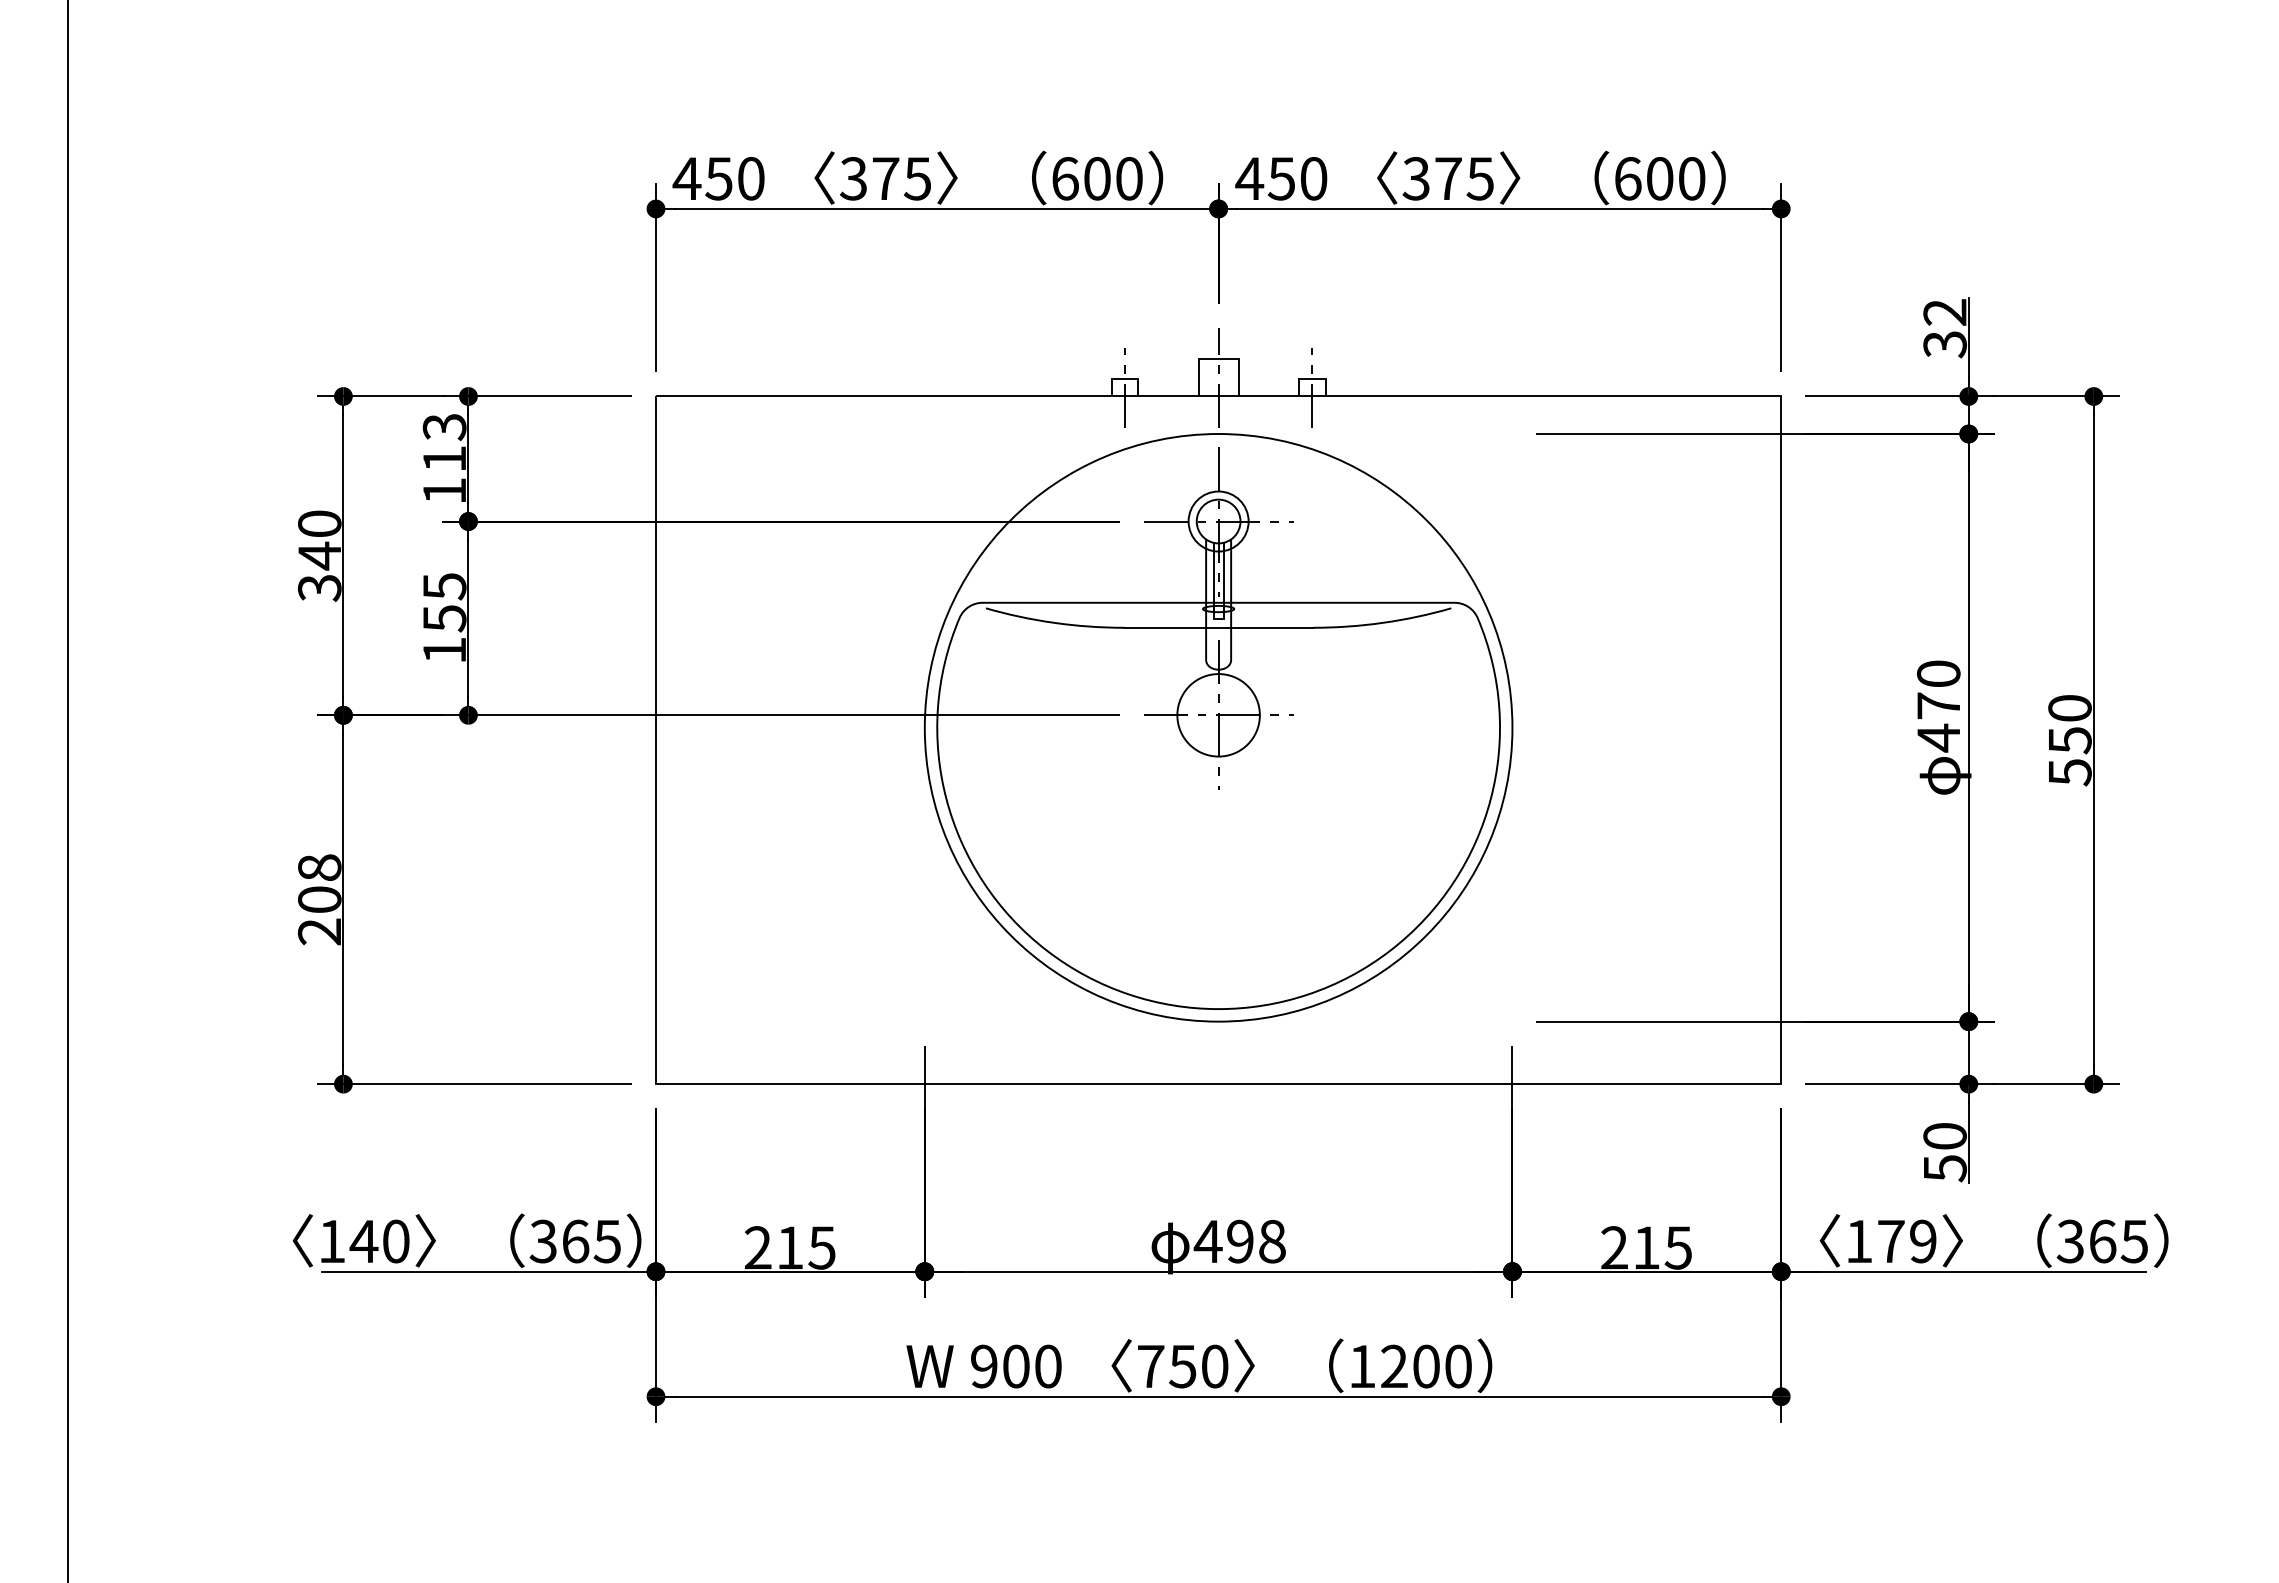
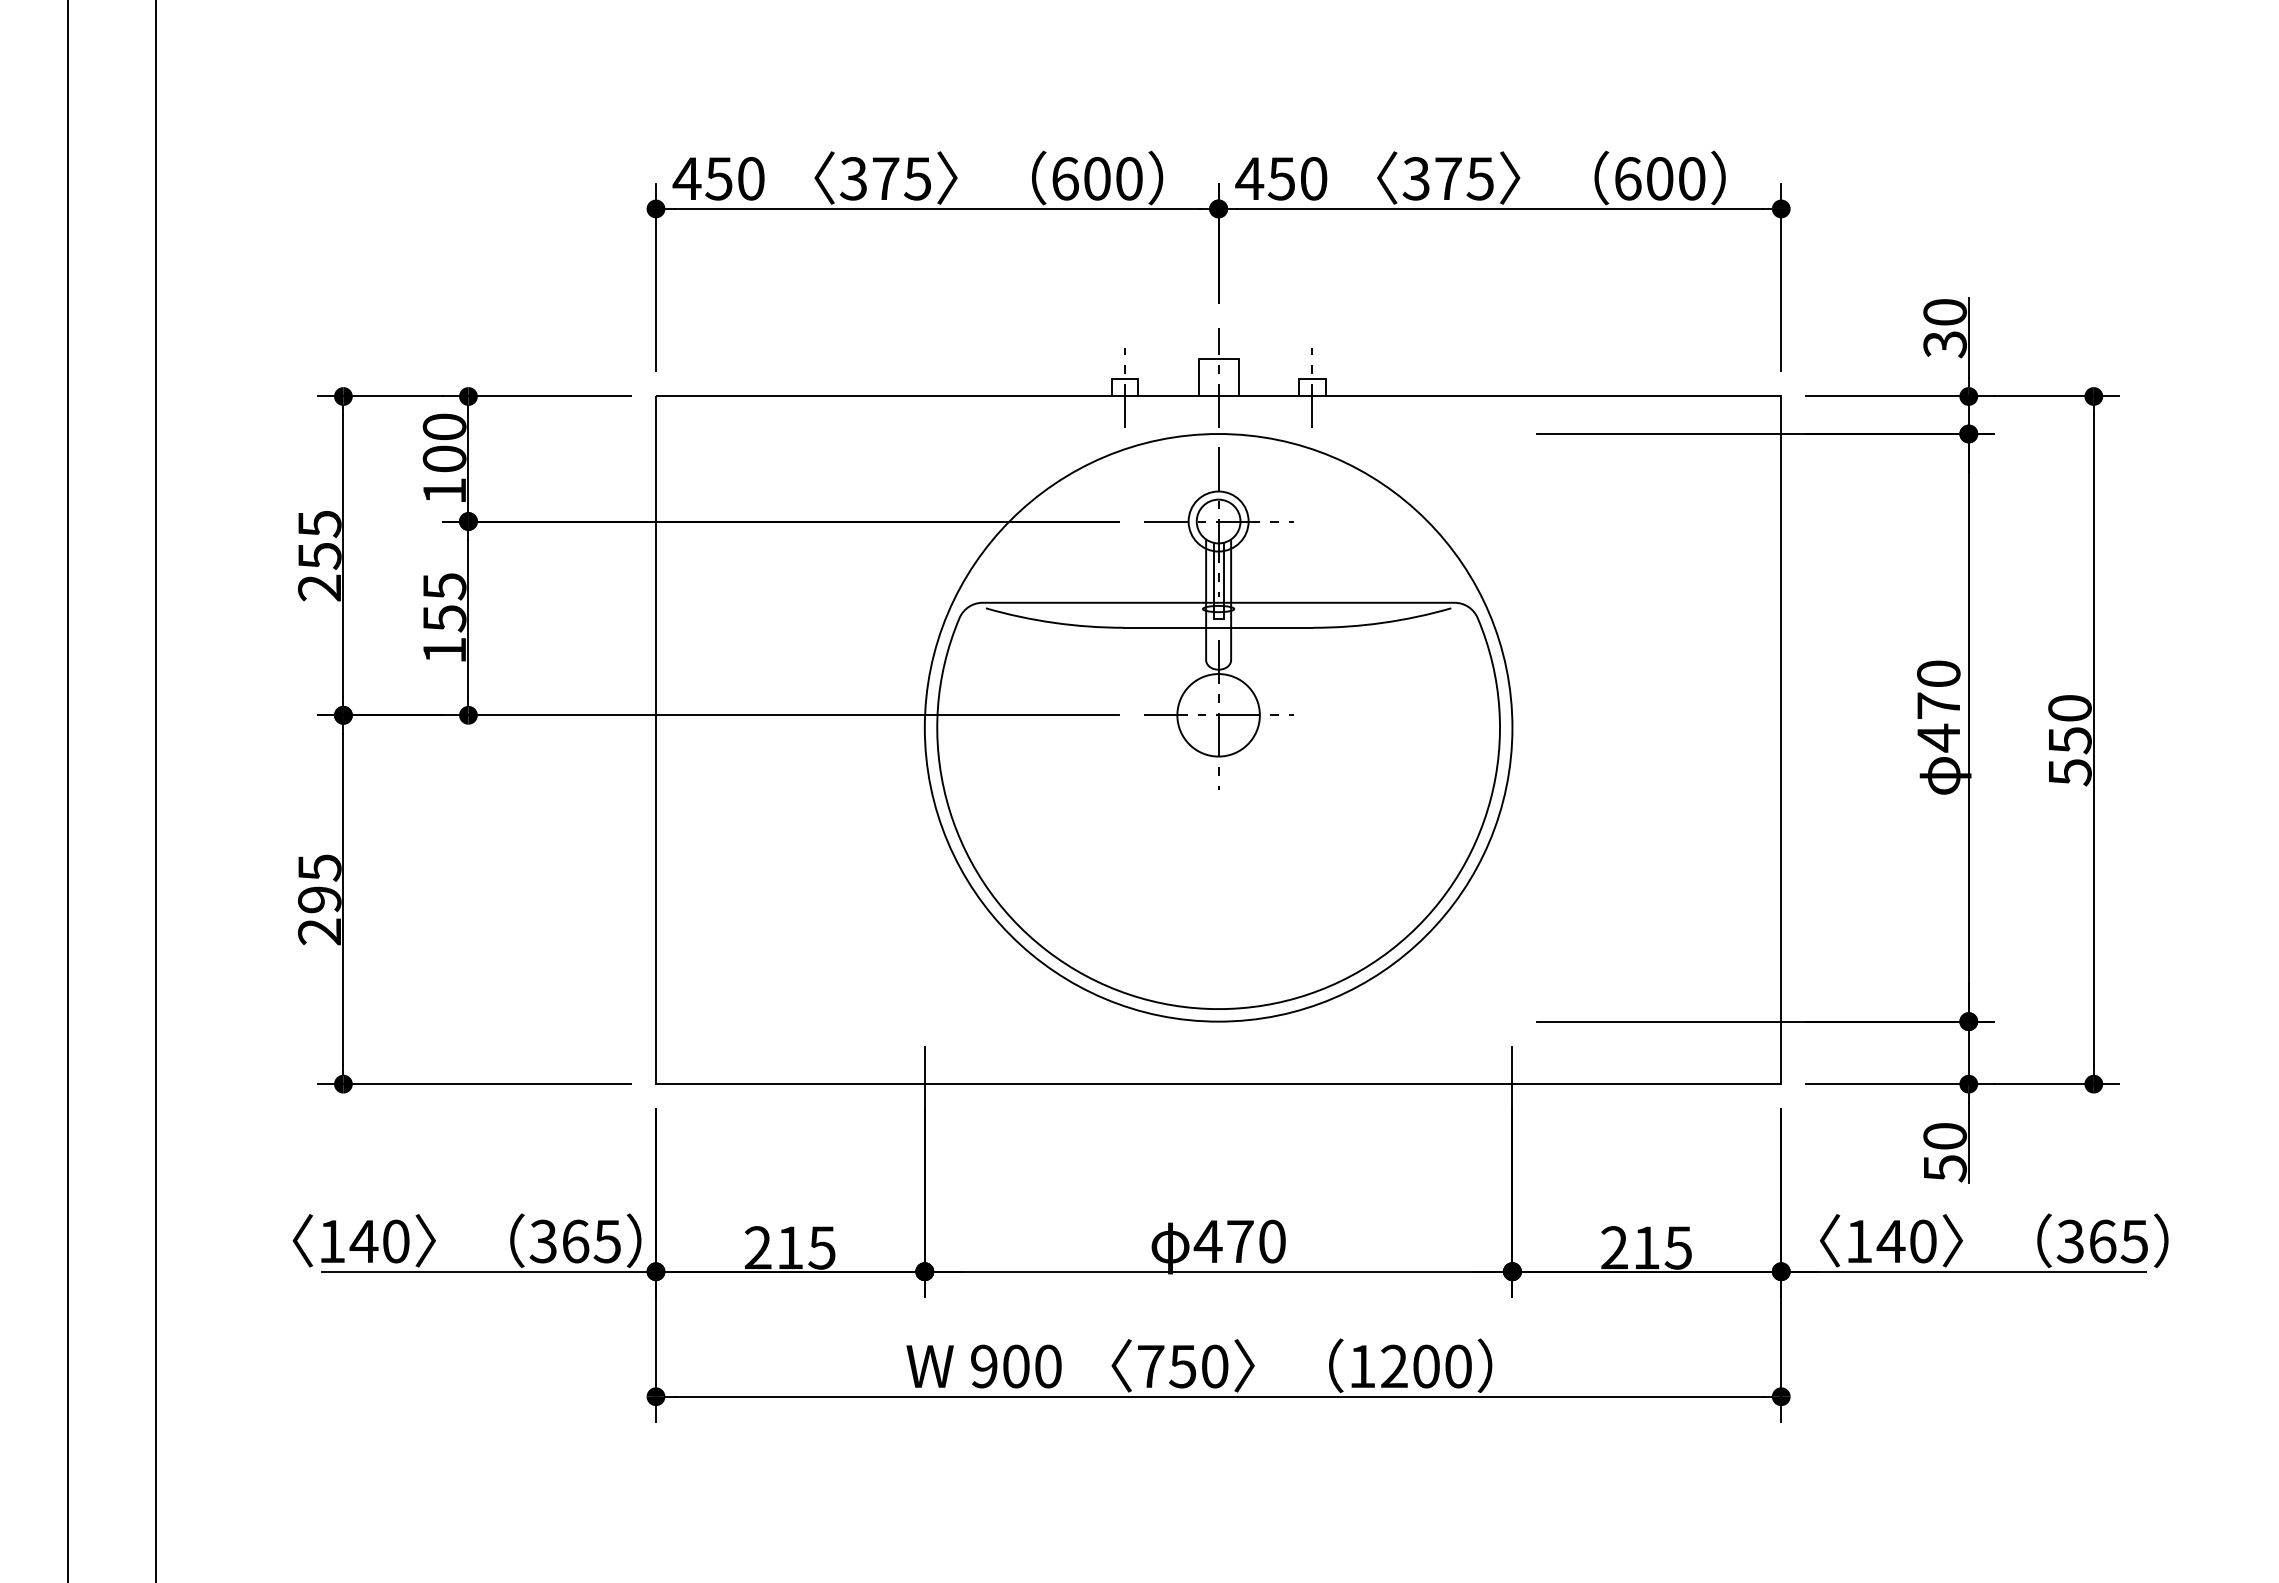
text: 32 -> 30 (1944, 312)
text: 113 -> 100 (444, 442)
text: 340 -> 255 (319, 555)
line: none -> present (155, 790)
text: 208 -> 295 (319, 883)
text: 498 -> 470 (1256, 1241)
text: 179 -> 140 (1906, 1241)
